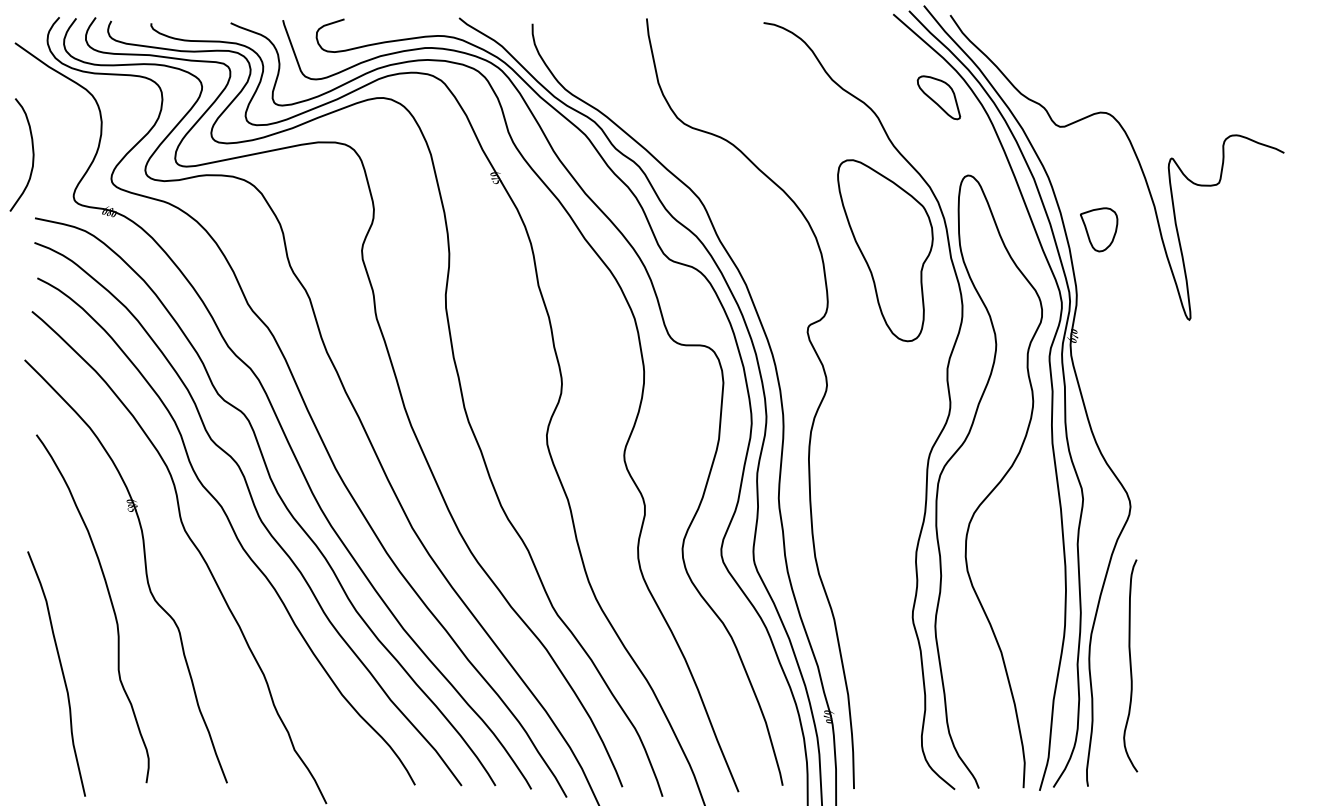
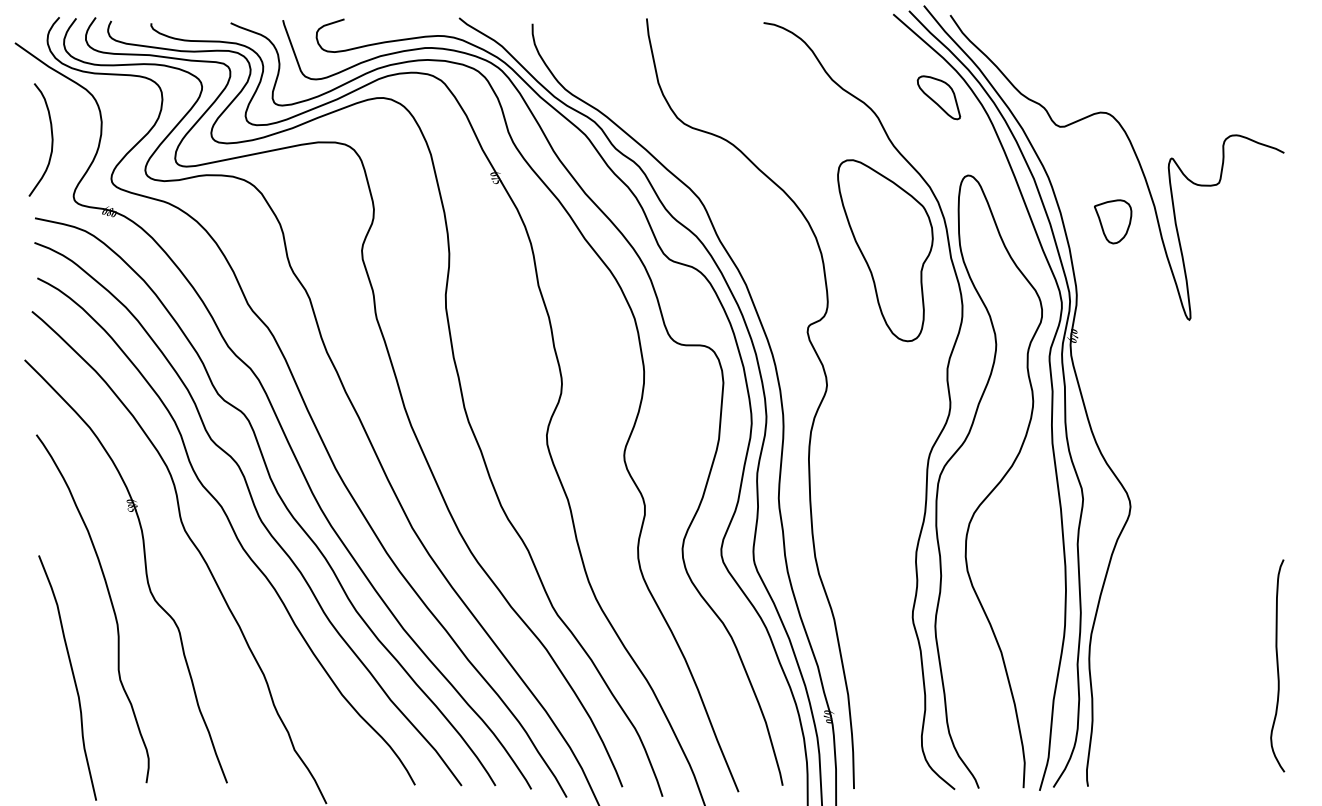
curve position: (32, 154) -> (51, 139) (51, 139)
part position: (1099, 229) -> (1113, 221) (1113, 221)
curve position: (1130, 665) -> (1277, 665) (1277, 665)
curve position: (61, 672) -> (72, 676) (72, 676)
